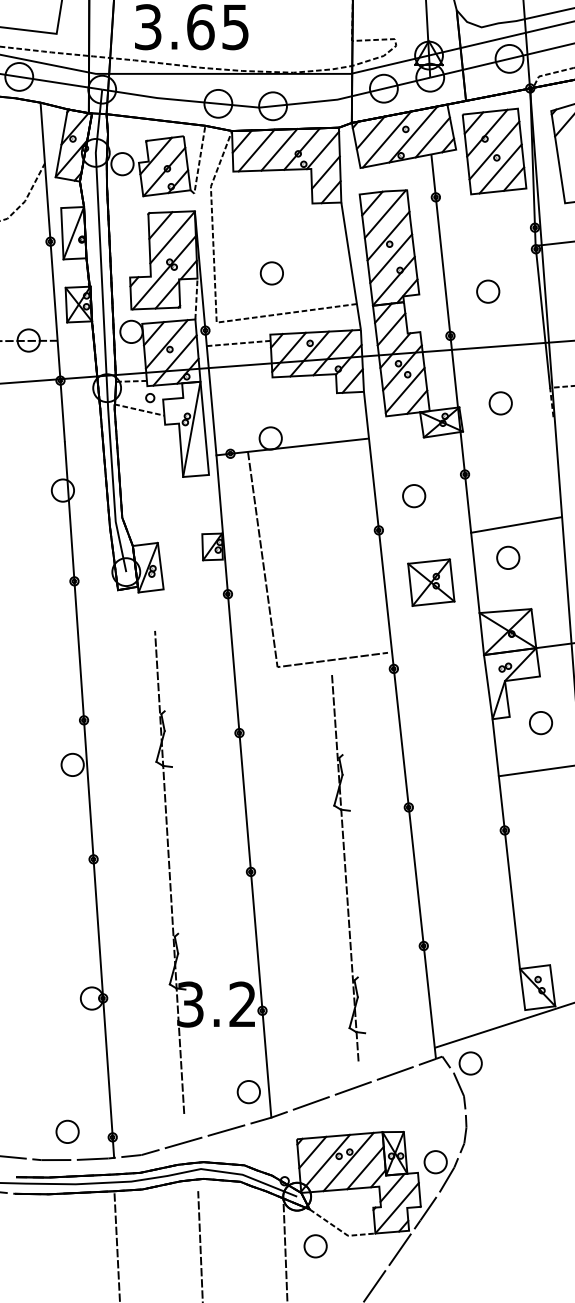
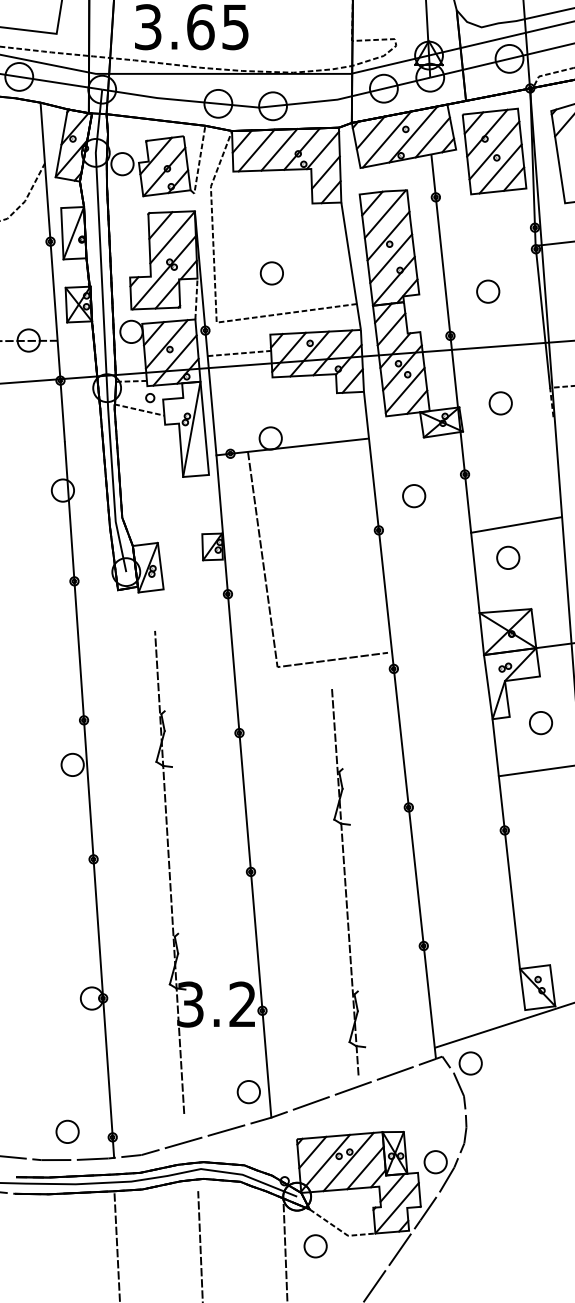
line position: (238, 343) -> (239, 353) (239, 353)
part: present -> none (431, 582)
part position: (348, 868) -> (348, 882) (348, 882)
